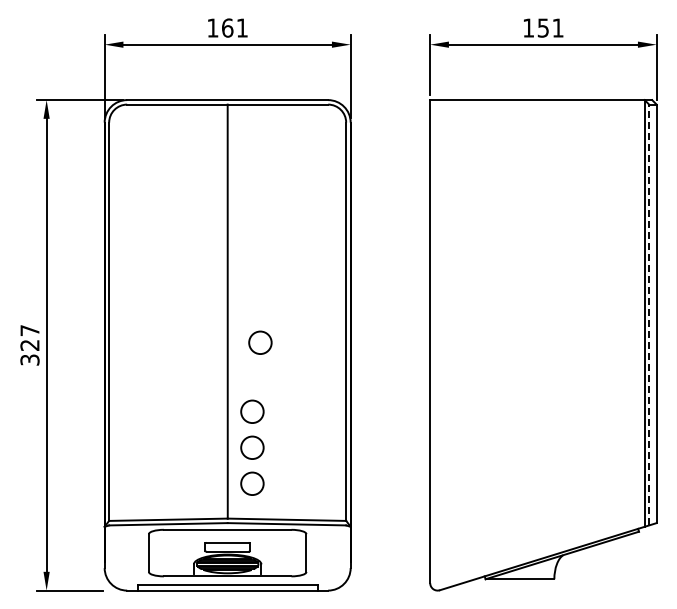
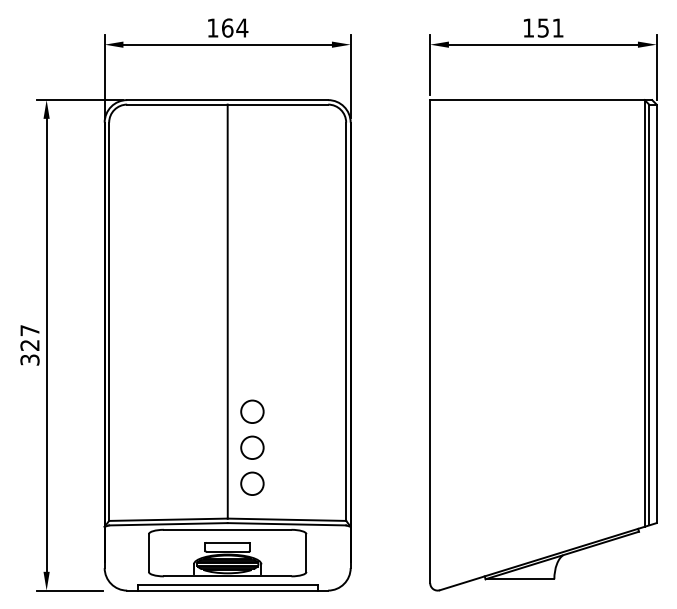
text: 161 -> 164 (242, 27)
line: dashed -> solid (649, 314)
circle: present -> none (260, 342)
